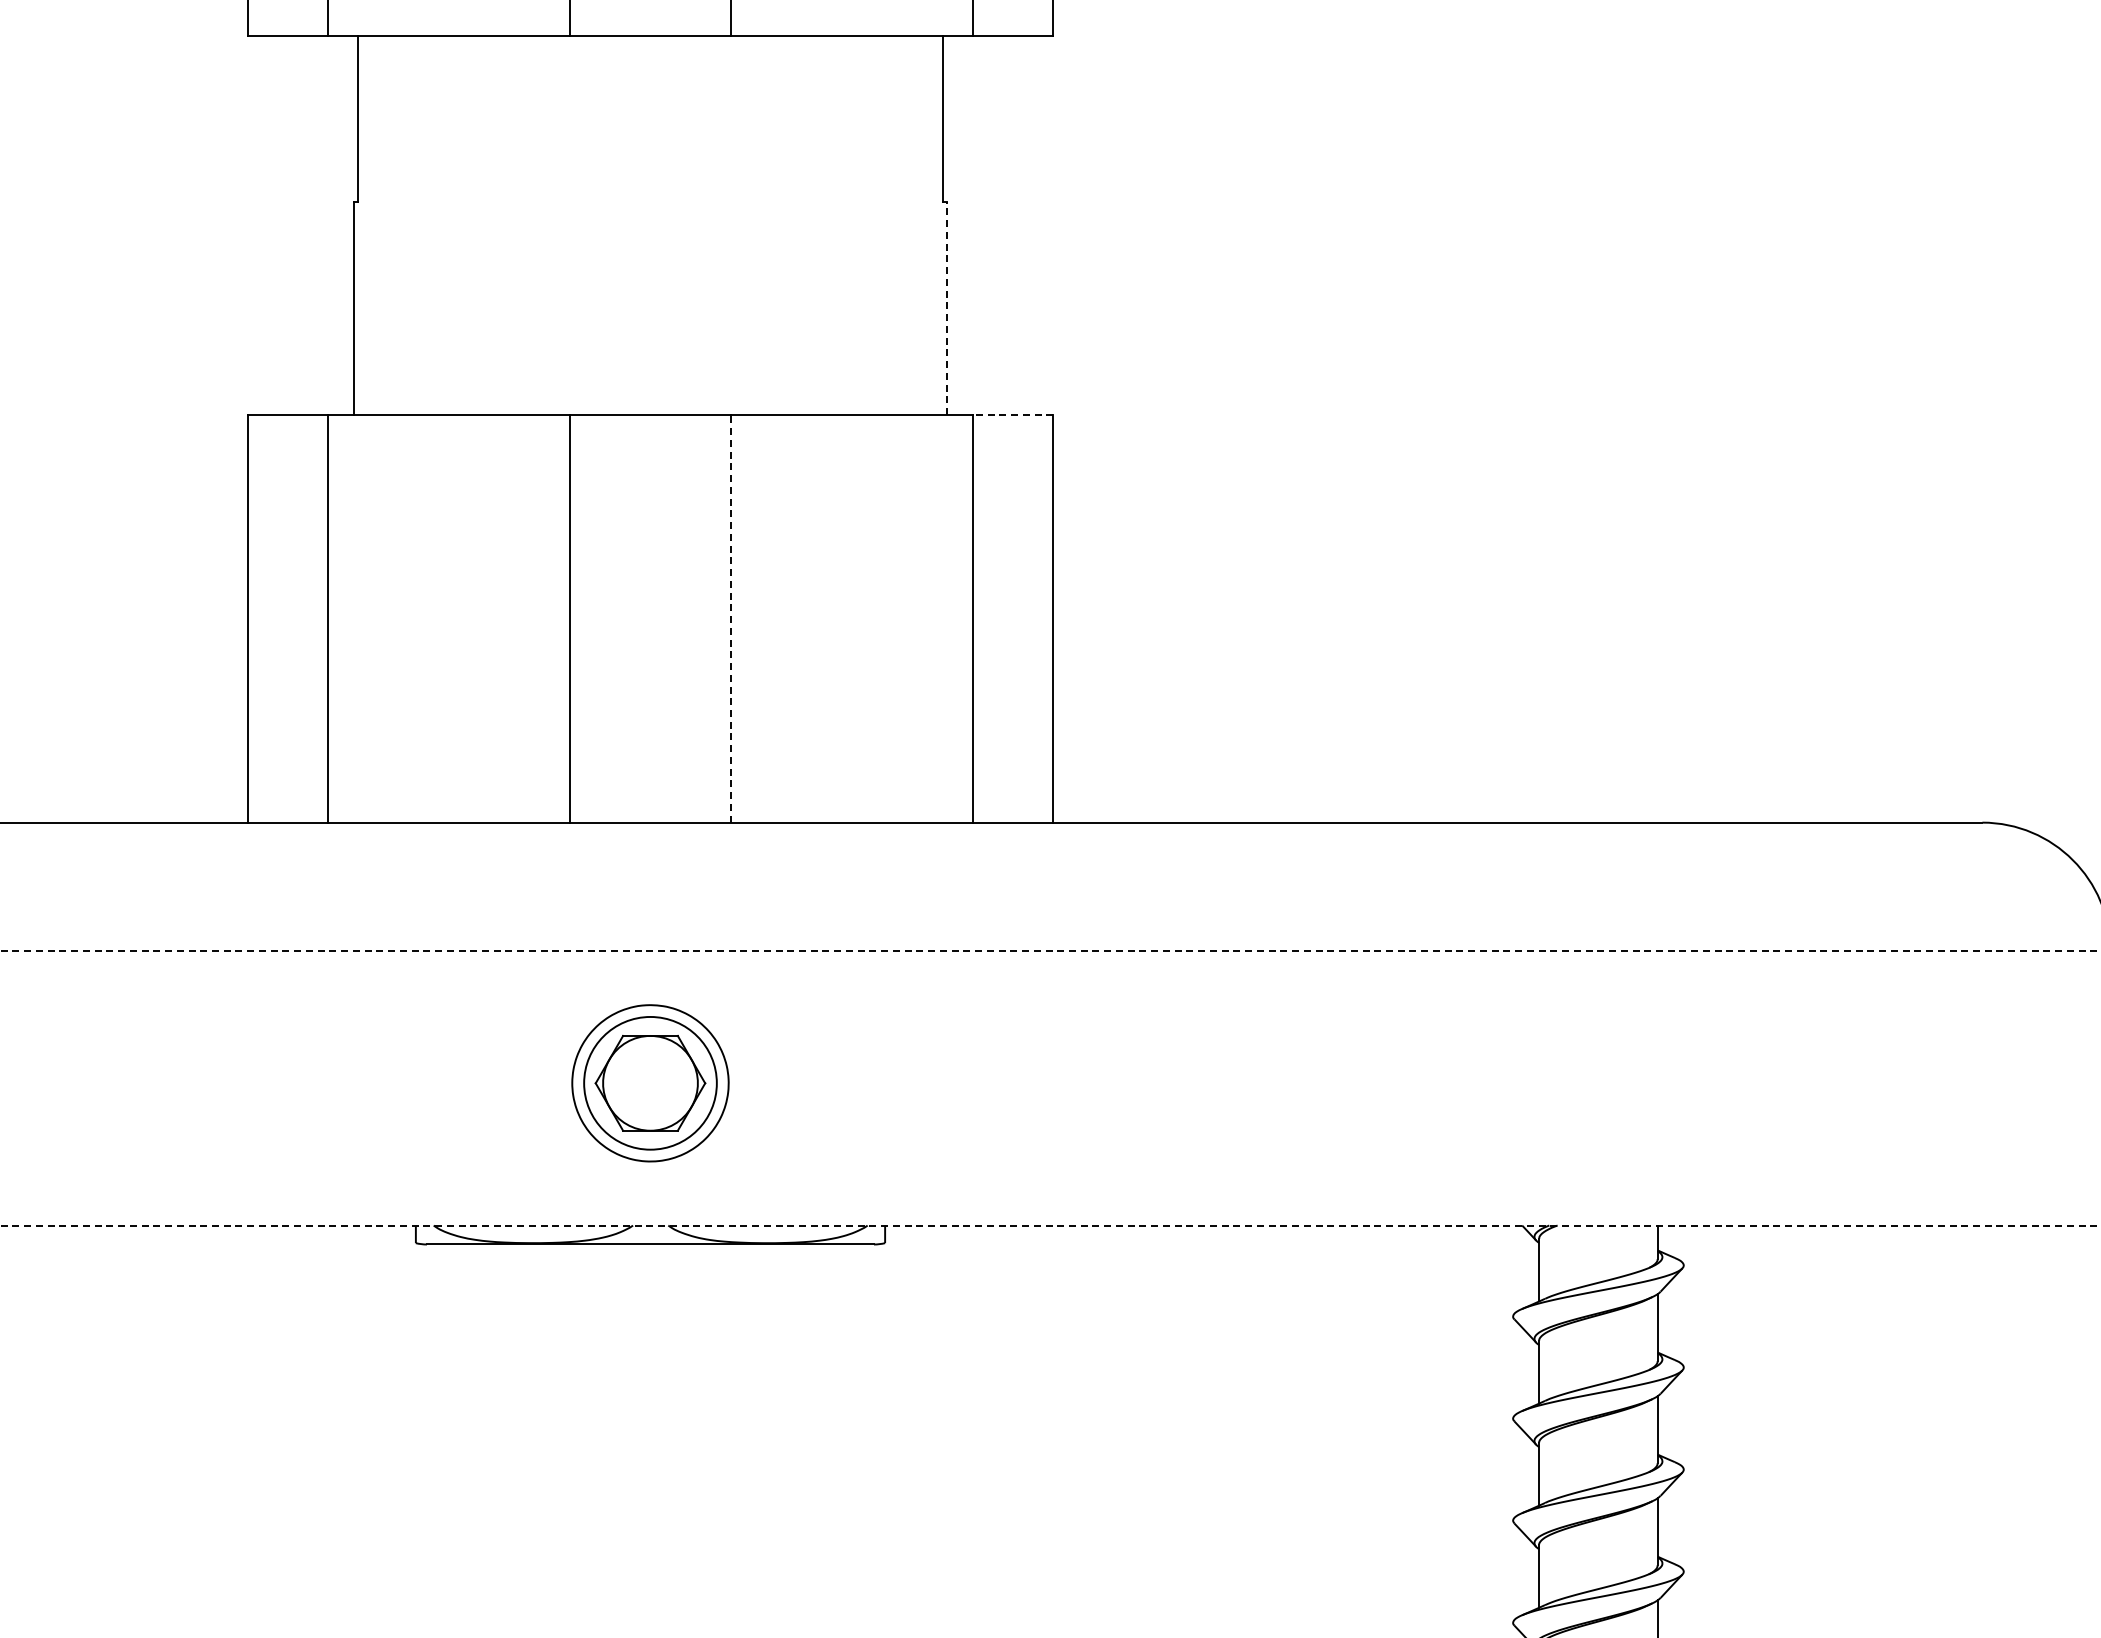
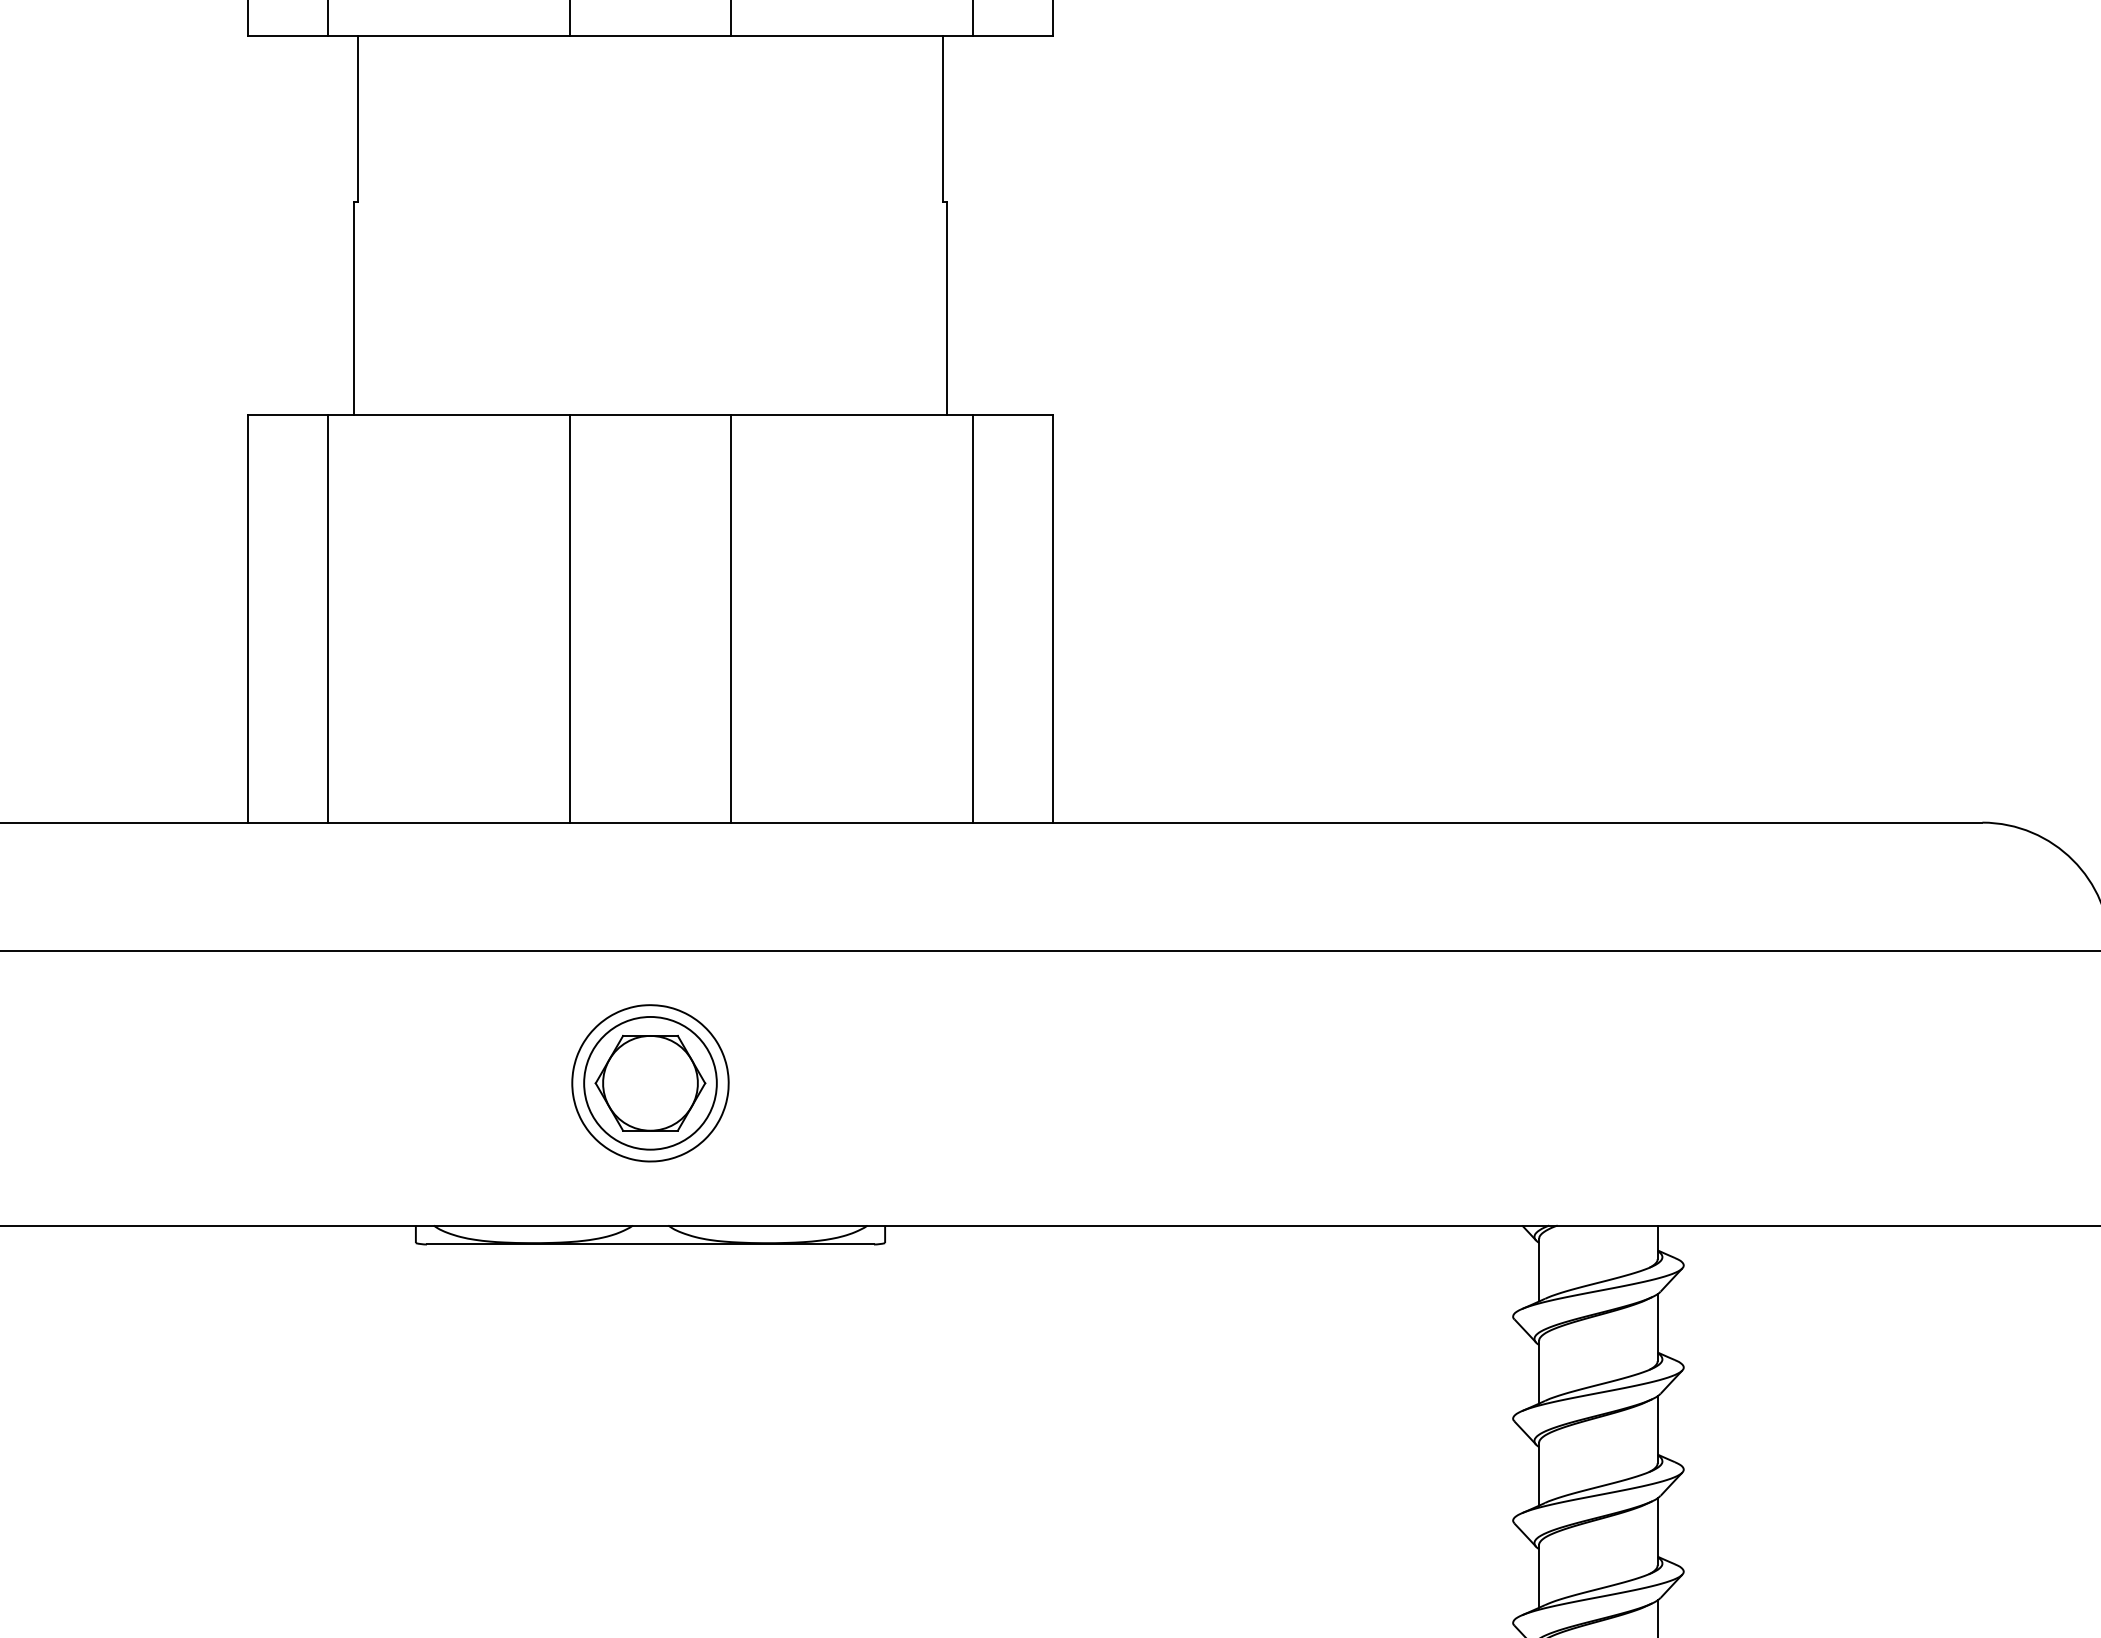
line: dashed -> solid (946, 308)
line: dashed -> solid (1012, 415)
line: dashed -> solid (730, 618)
line: dashed -> solid (1050, 950)
line: dashed -> solid (1050, 1225)
